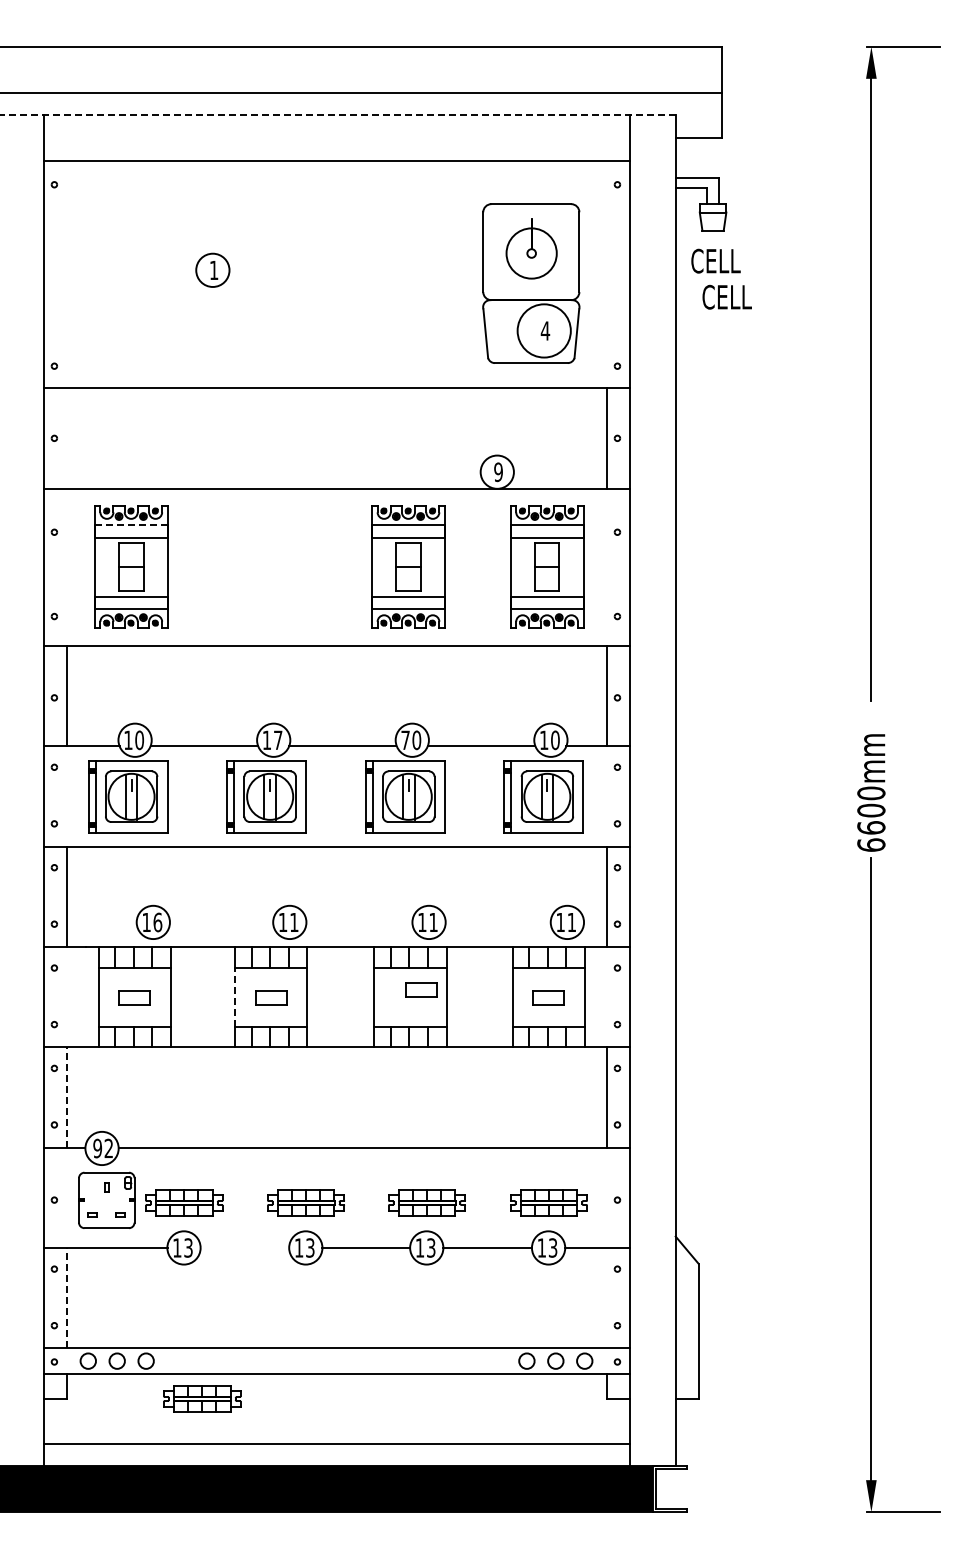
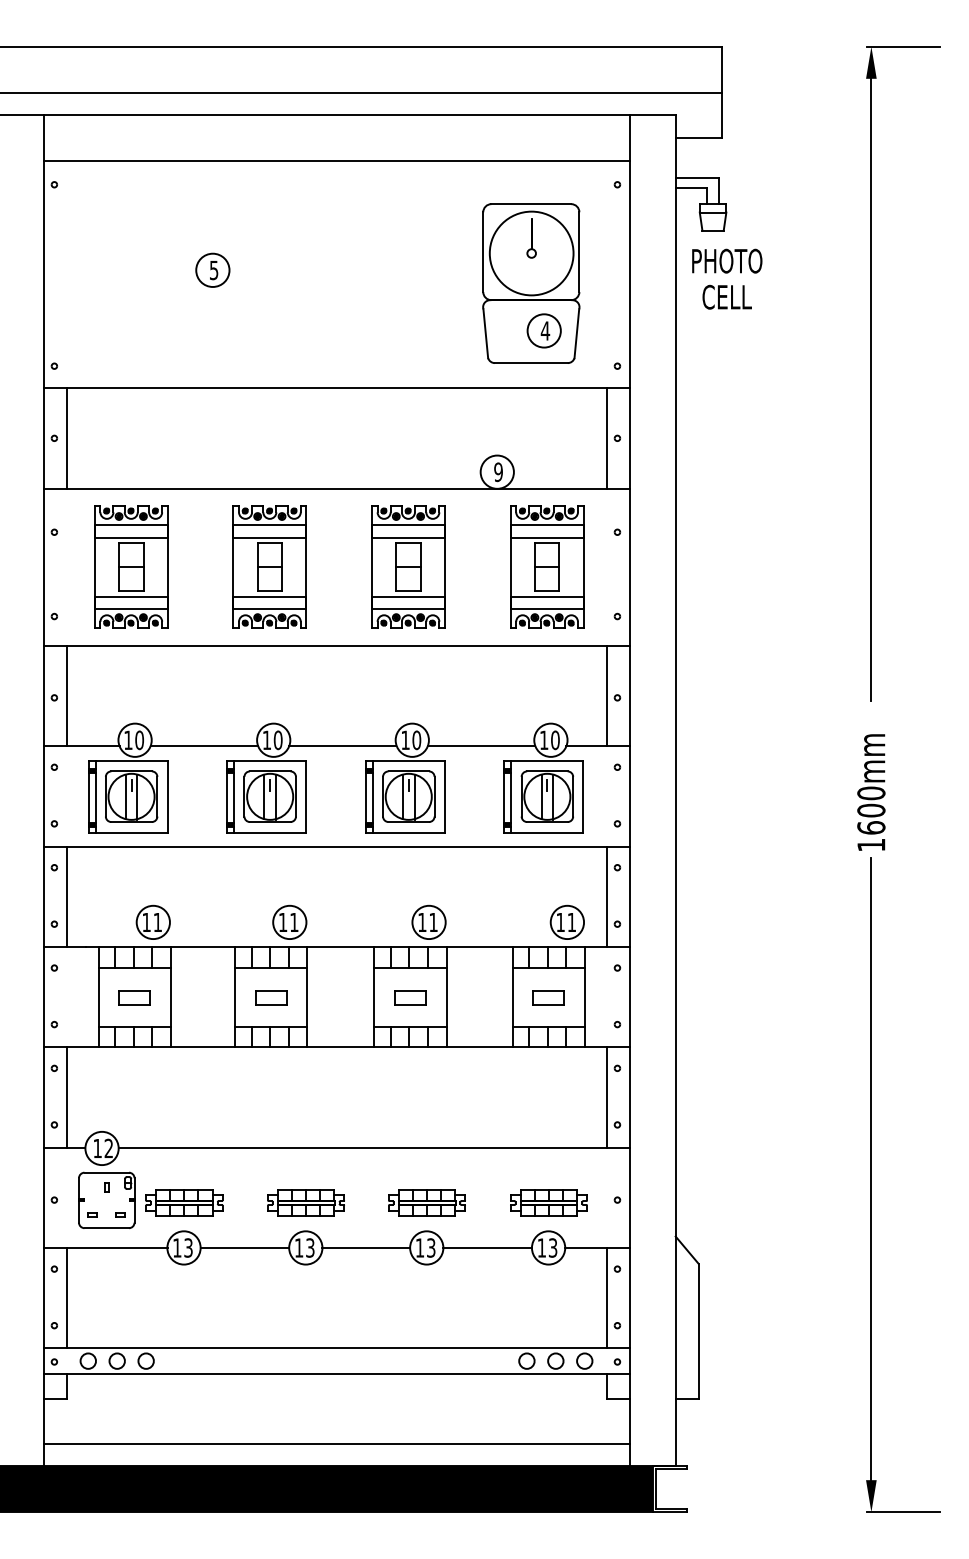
line: dashed -> solid (337, 115)
circle diameter: 50 px -> 84 px (531, 253)
text: CELL -> PHOTO (726, 260)
text: 1 -> 5 (214, 270)
circle diameter: 53 px -> 33 px (543, 330)
line: none -> present (66, 438)
line: dashed -> solid (131, 525)
part: none -> present (269, 566)
text: 70 -> 10 (405, 739)
text: 17 -> 10 (277, 740)
text: 6600mm -> 1600mm (871, 844)
text: 16 -> 11 (157, 922)
part position: (421, 989) -> (410, 997) (410, 997)
line: dashed -> solid (235, 996)
line: dashed -> solid (66, 1096)
text: 92 -> 12 (97, 1148)
line: none -> present (244, 1247)
line: dashed -> solid (66, 1297)
line: none -> present (607, 1297)
part: present -> none (202, 1398)
